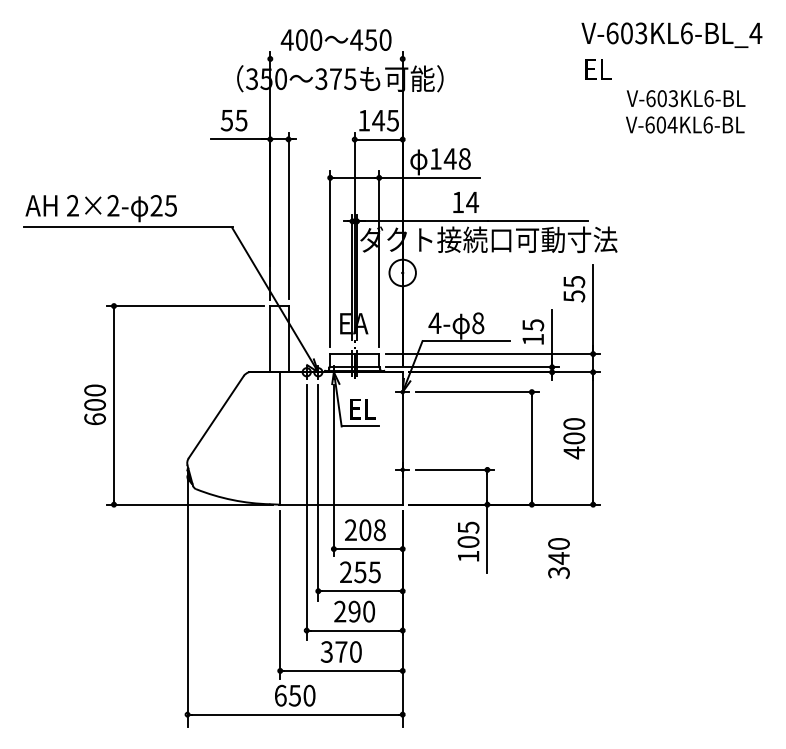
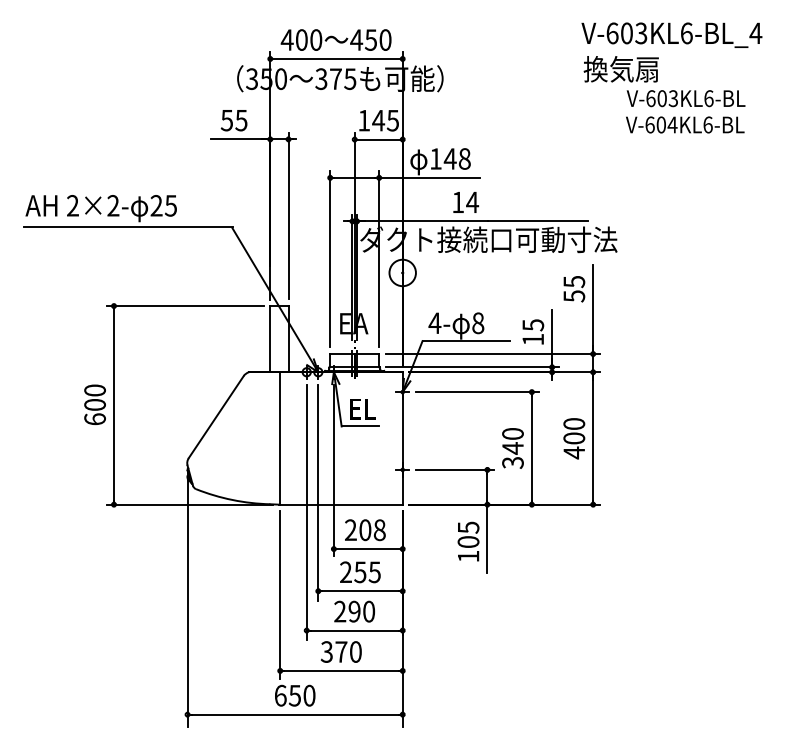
line: none -> present (336, 58)
text: EL -> 換気扇 (620, 69)
text position: (558, 558) -> (512, 448) (512, 448)
